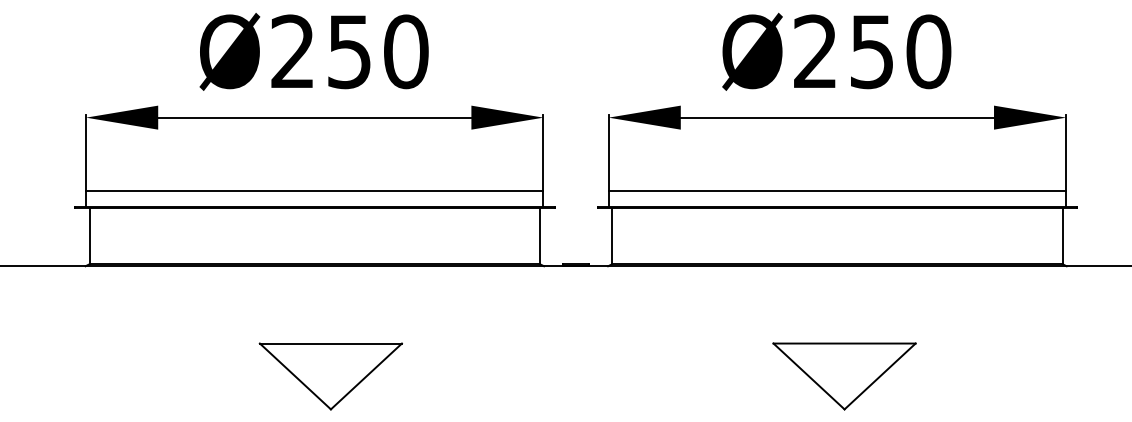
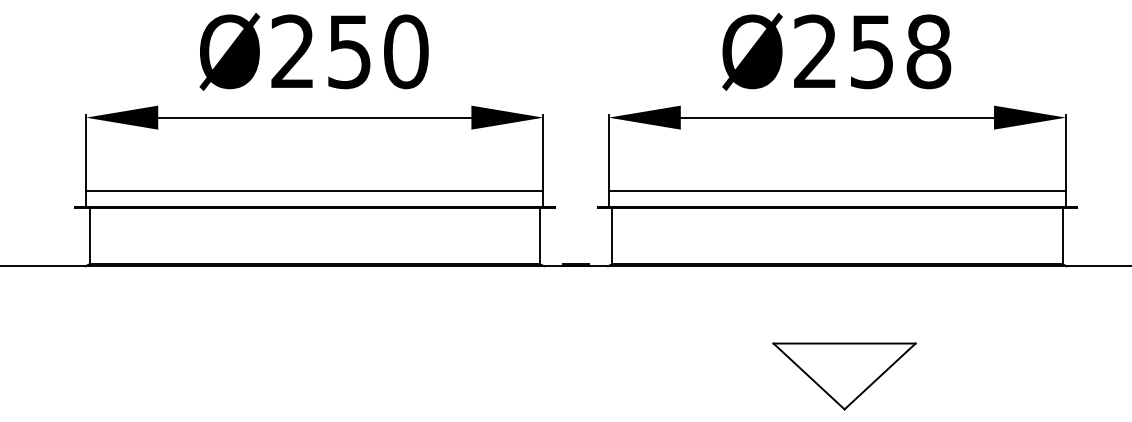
text: Ø250 -> Ø258 (928, 51)
part: present -> none (330, 376)
